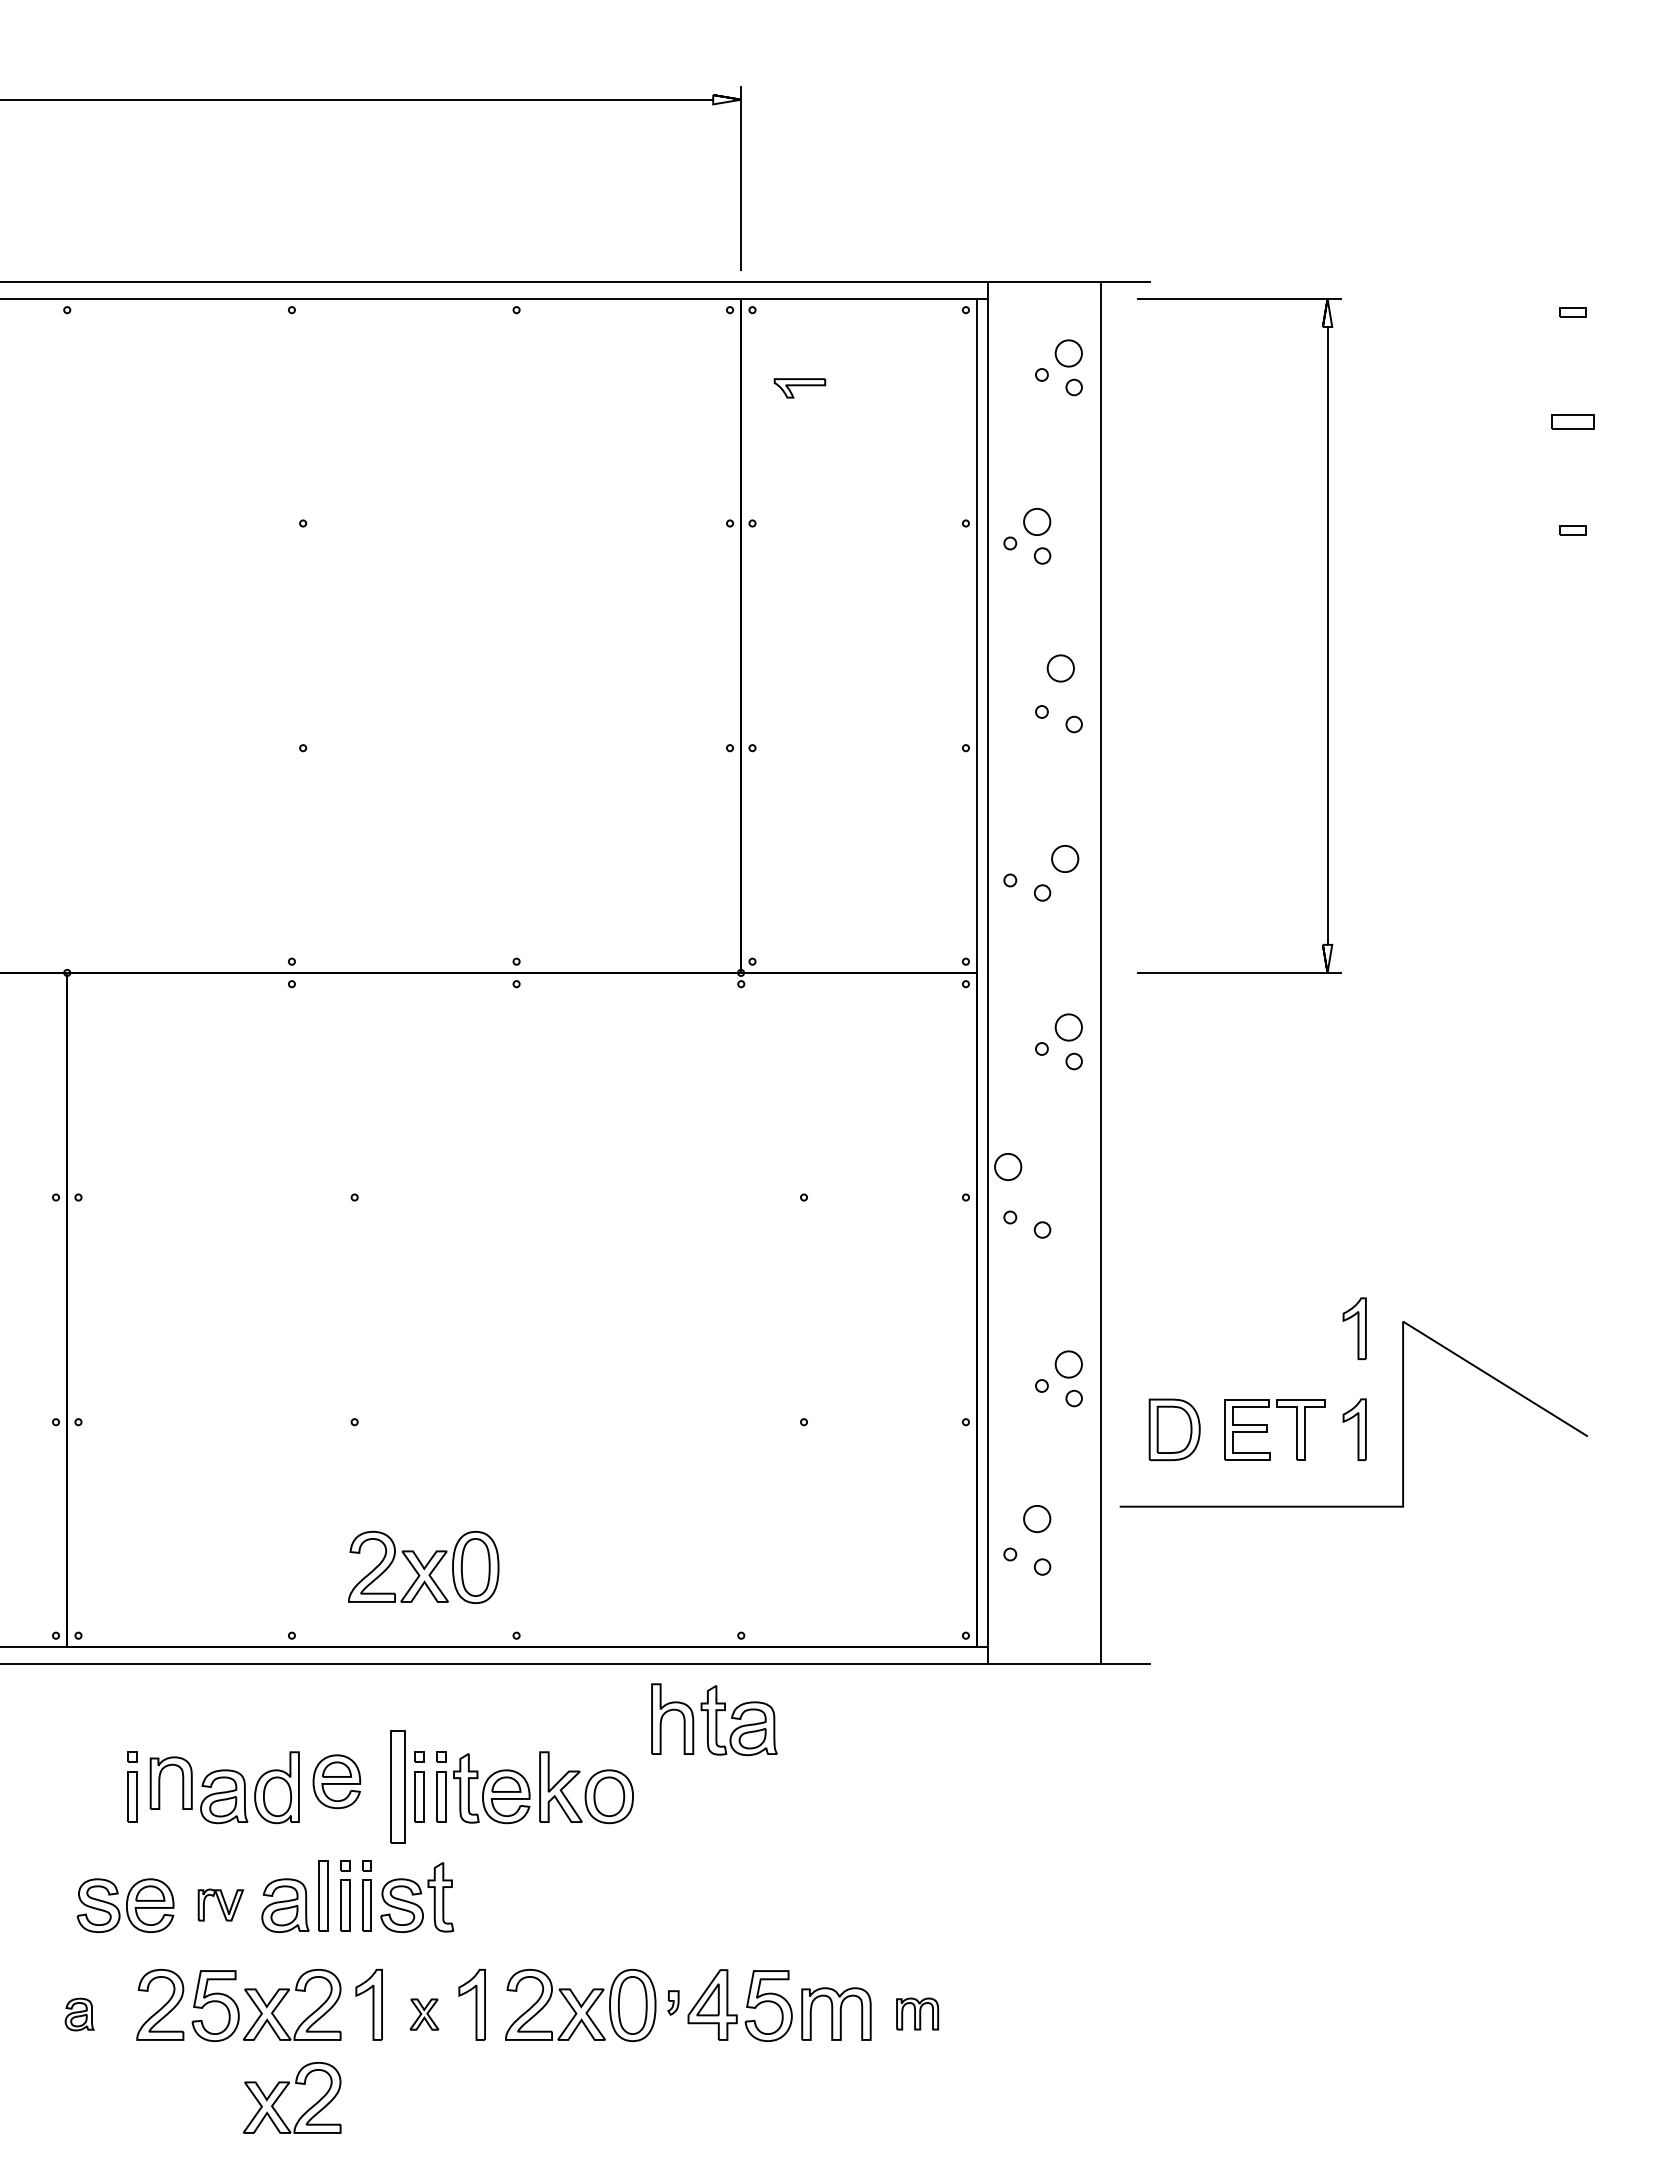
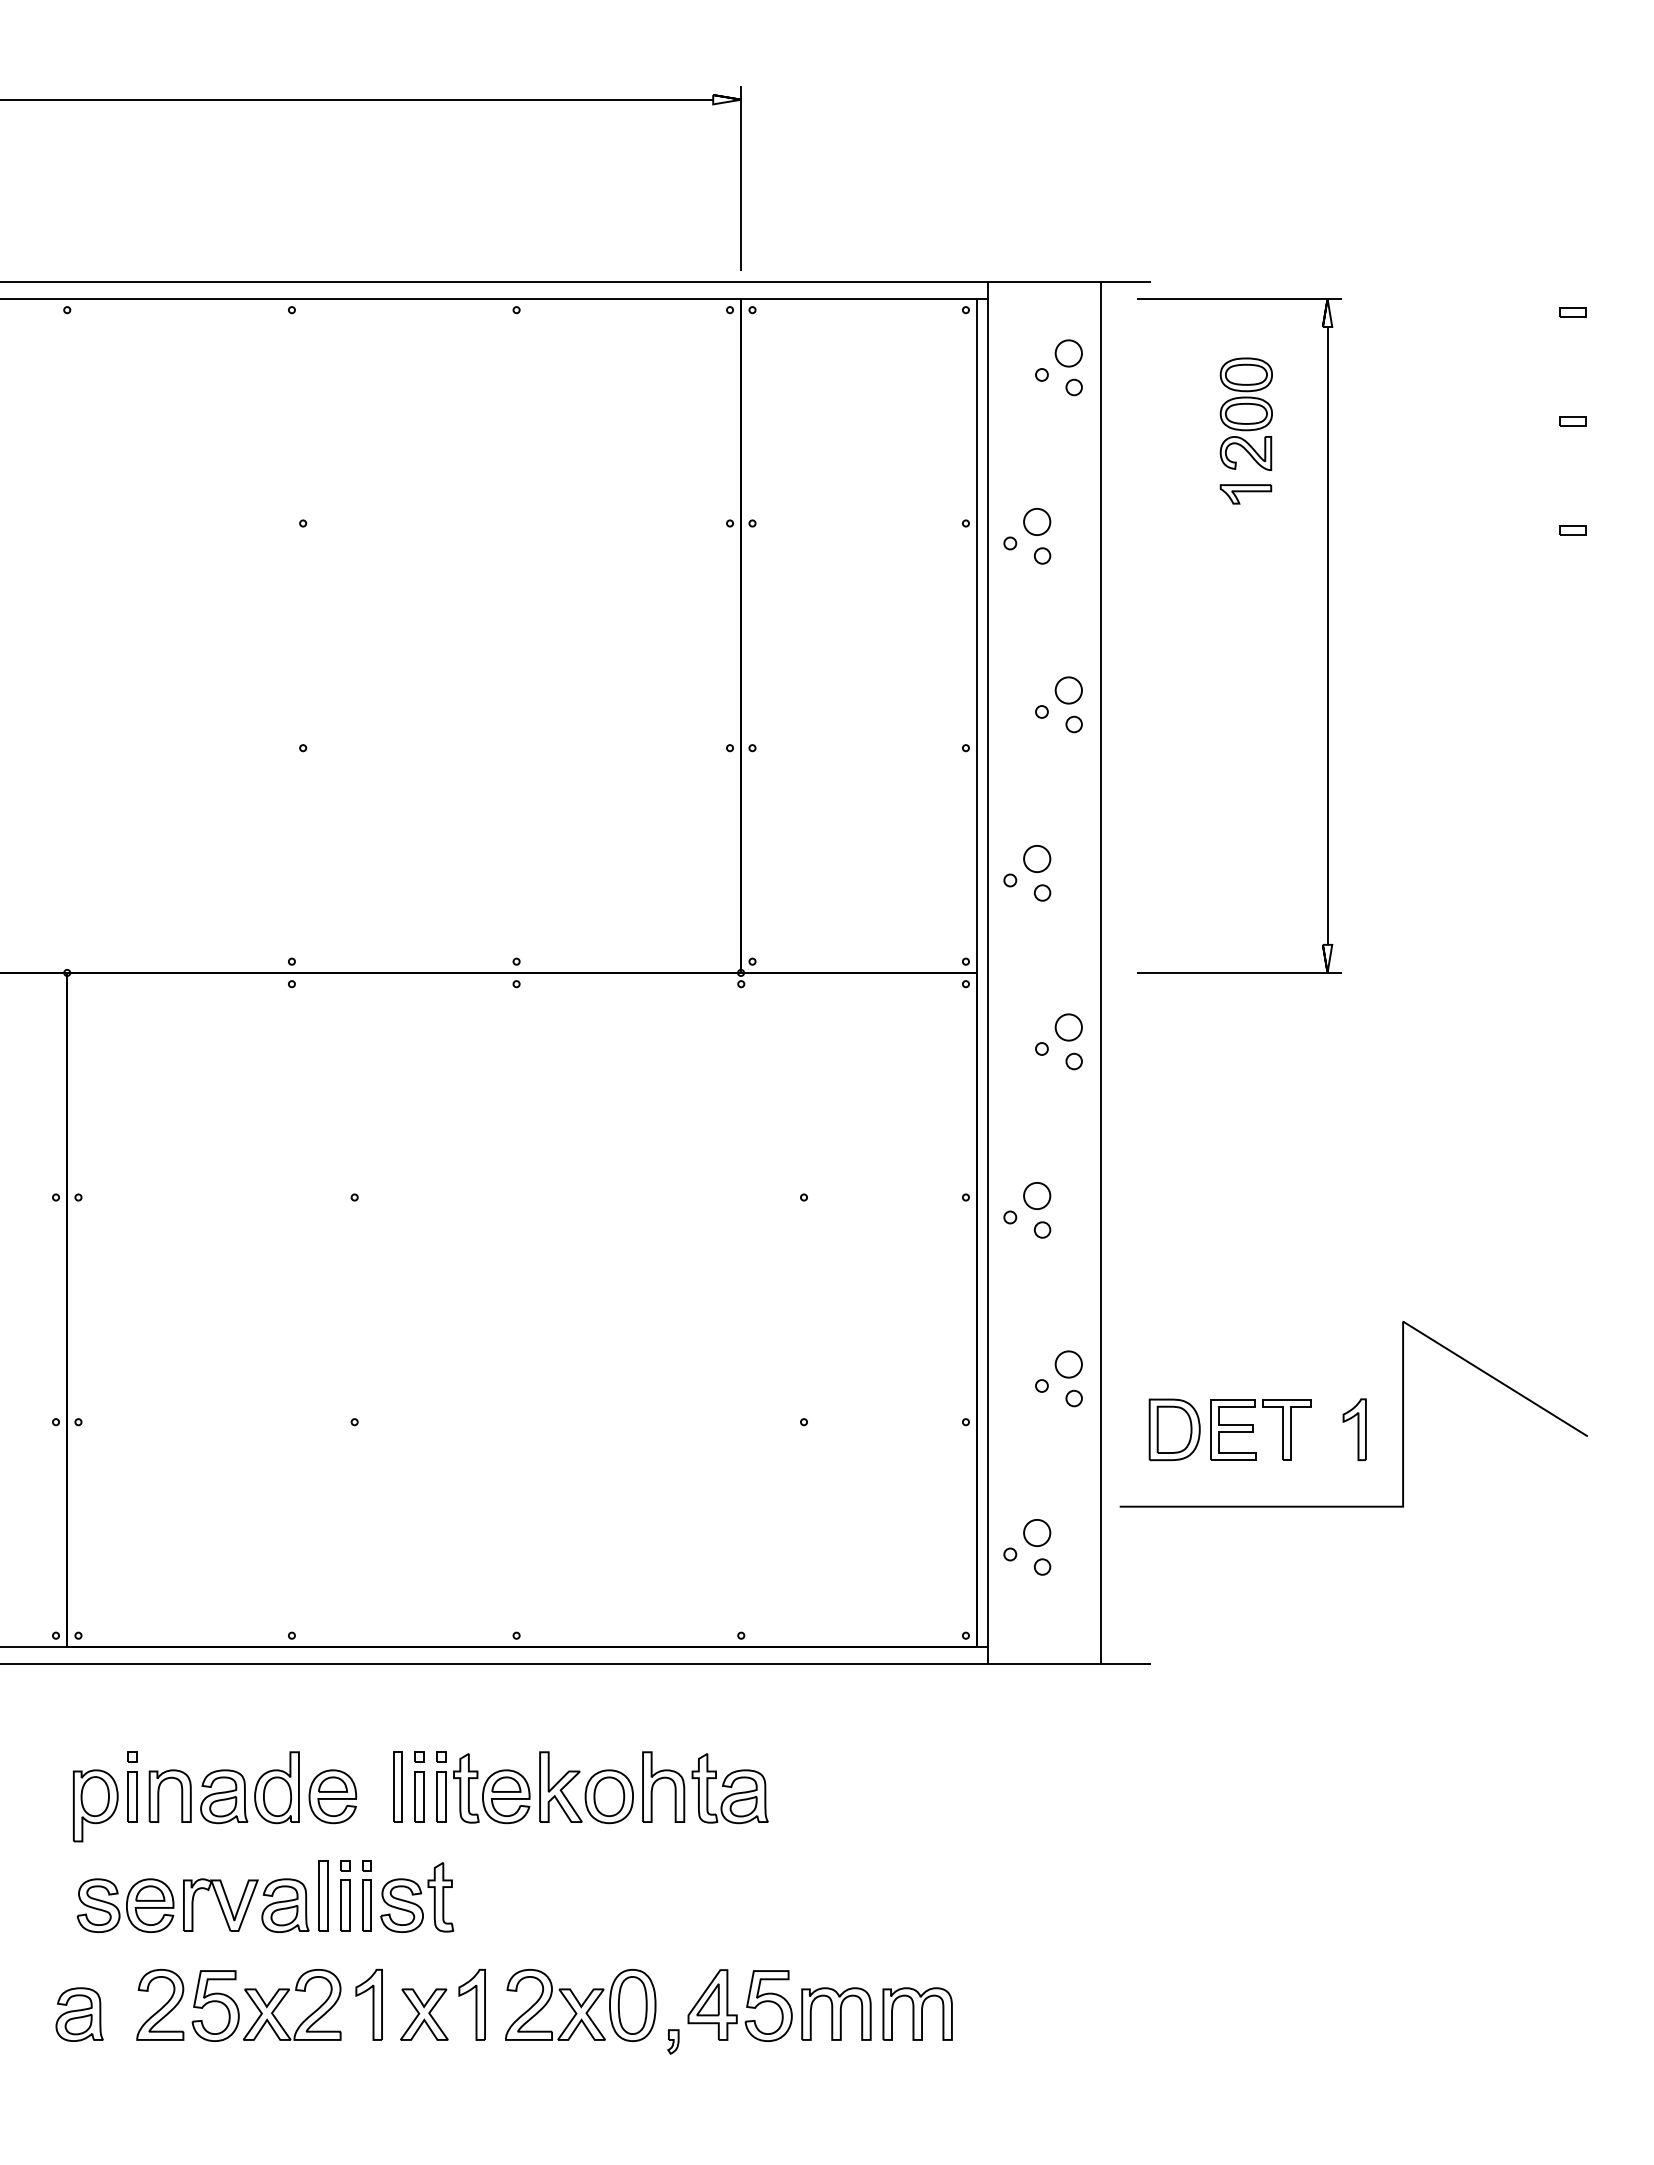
part position: (799, 388) -> (1245, 494) (1245, 494)
part: none -> present (1245, 413)
part size: 44x16 px -> 28x11 px (1572, 421)
curve position: (1054, 658) -> (1062, 680) (1062, 680)
curve position: (1073, 850) -> (1045, 850) (1045, 850)
curve position: (1016, 1158) -> (1045, 1187) (1045, 1187)
part: present -> none (1354, 1328)
part position: (1267, 1429) -> (1253, 1429) (1253, 1429)
curve position: (1045, 1510) -> (1045, 1524) (1045, 1524)
part: present -> none (423, 1567)
part position: (714, 1719) -> (705, 1787) (705, 1787)
part position: (336, 1781) -> (332, 1796) (332, 1796)
part position: (160, 1782) -> (159, 1795) (159, 1795)
part size: 16x114 px -> 10x72 px (397, 1786)
part: none -> present (95, 1805)
part size: 48x34 px -> 76x54 px (220, 1904)
part position: (673, 2002) -> (673, 2041) (673, 2041)
part size: 44x34 px -> 71x54 px (917, 2013)
part size: 31x35 px -> 49x55 px (79, 2014)
part size: 31x33 px -> 49x53 px (424, 2014)
part: present -> none (283, 2092)
